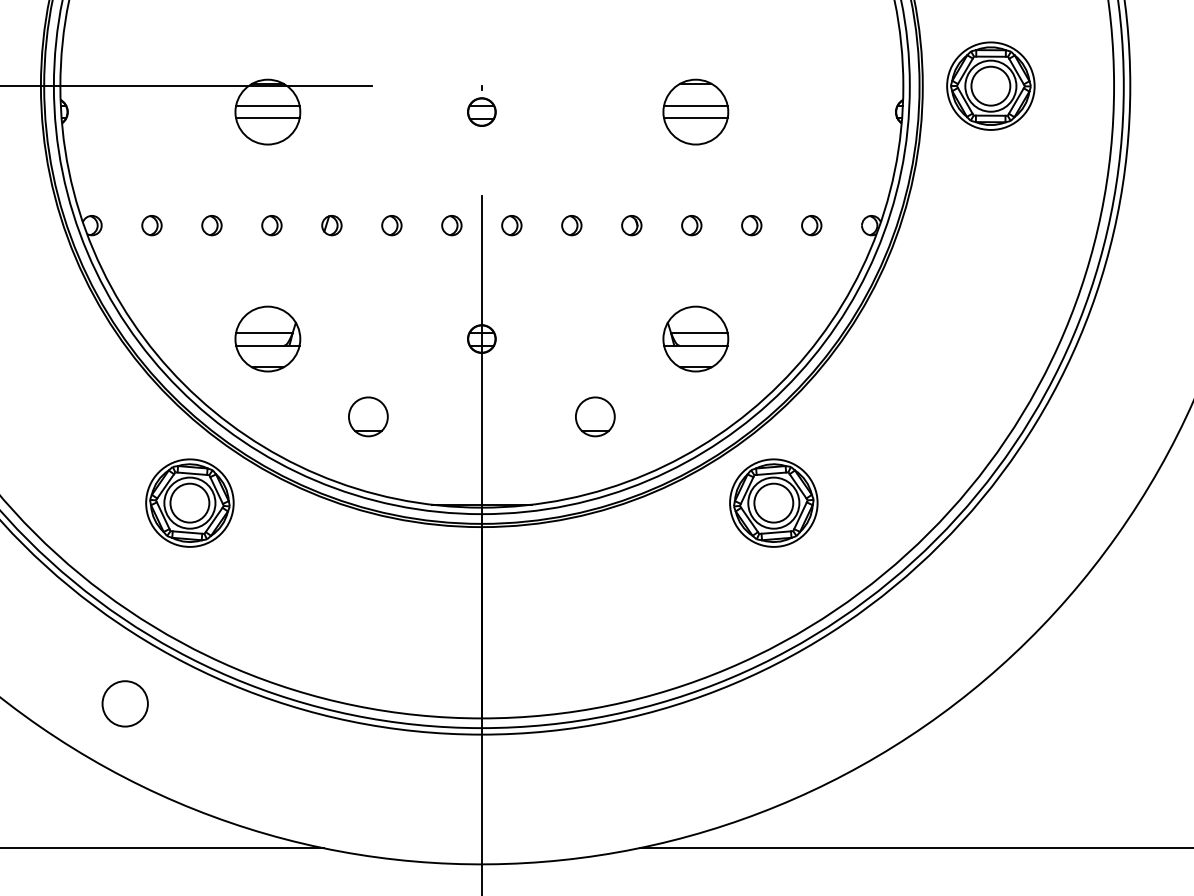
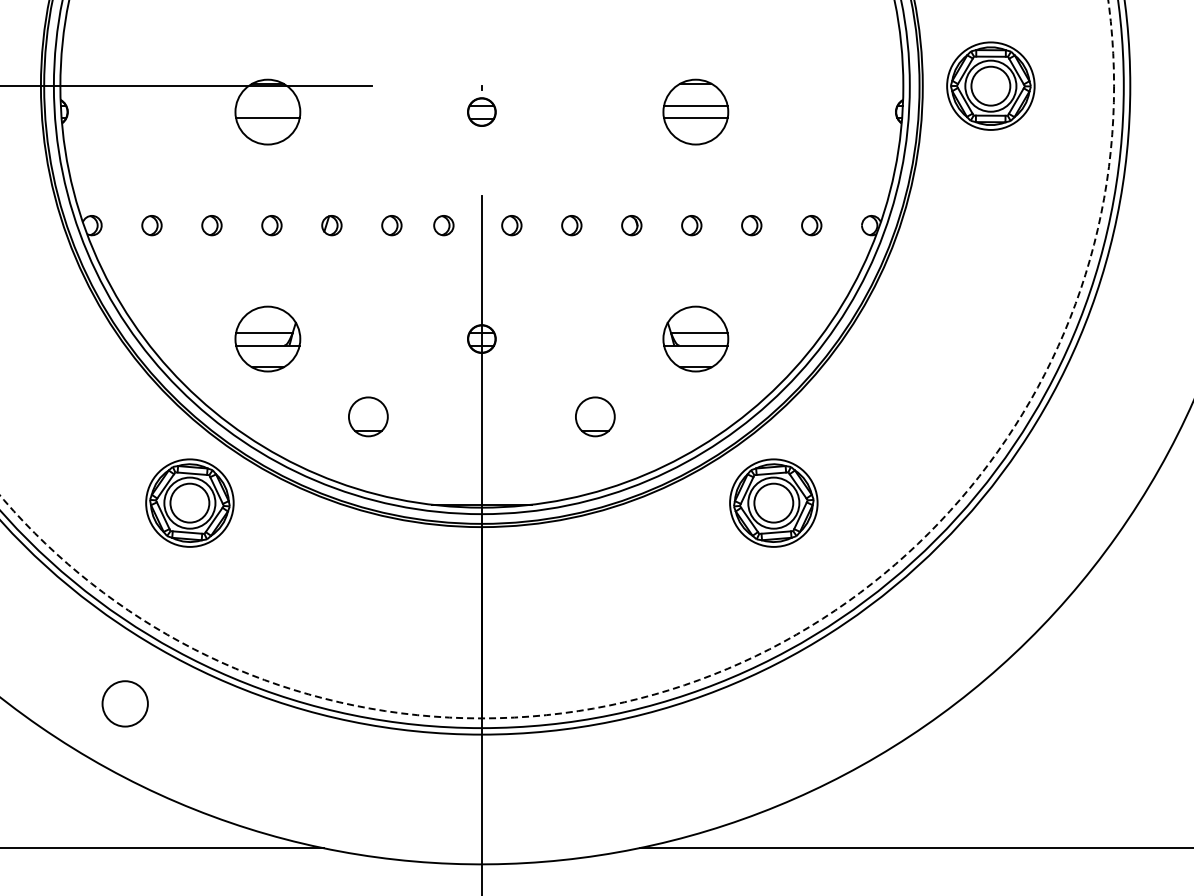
line: present -> none (267, 105)
part position: (451, 225) -> (443, 225) (443, 225)
circle: solid -> dashed (557, 359)
